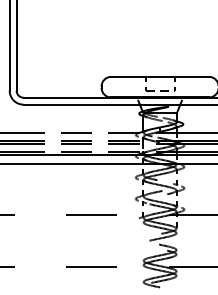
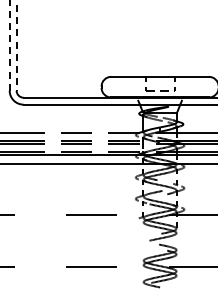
line: solid -> dashed (9, 45)
line: solid -> dashed (16, 45)
